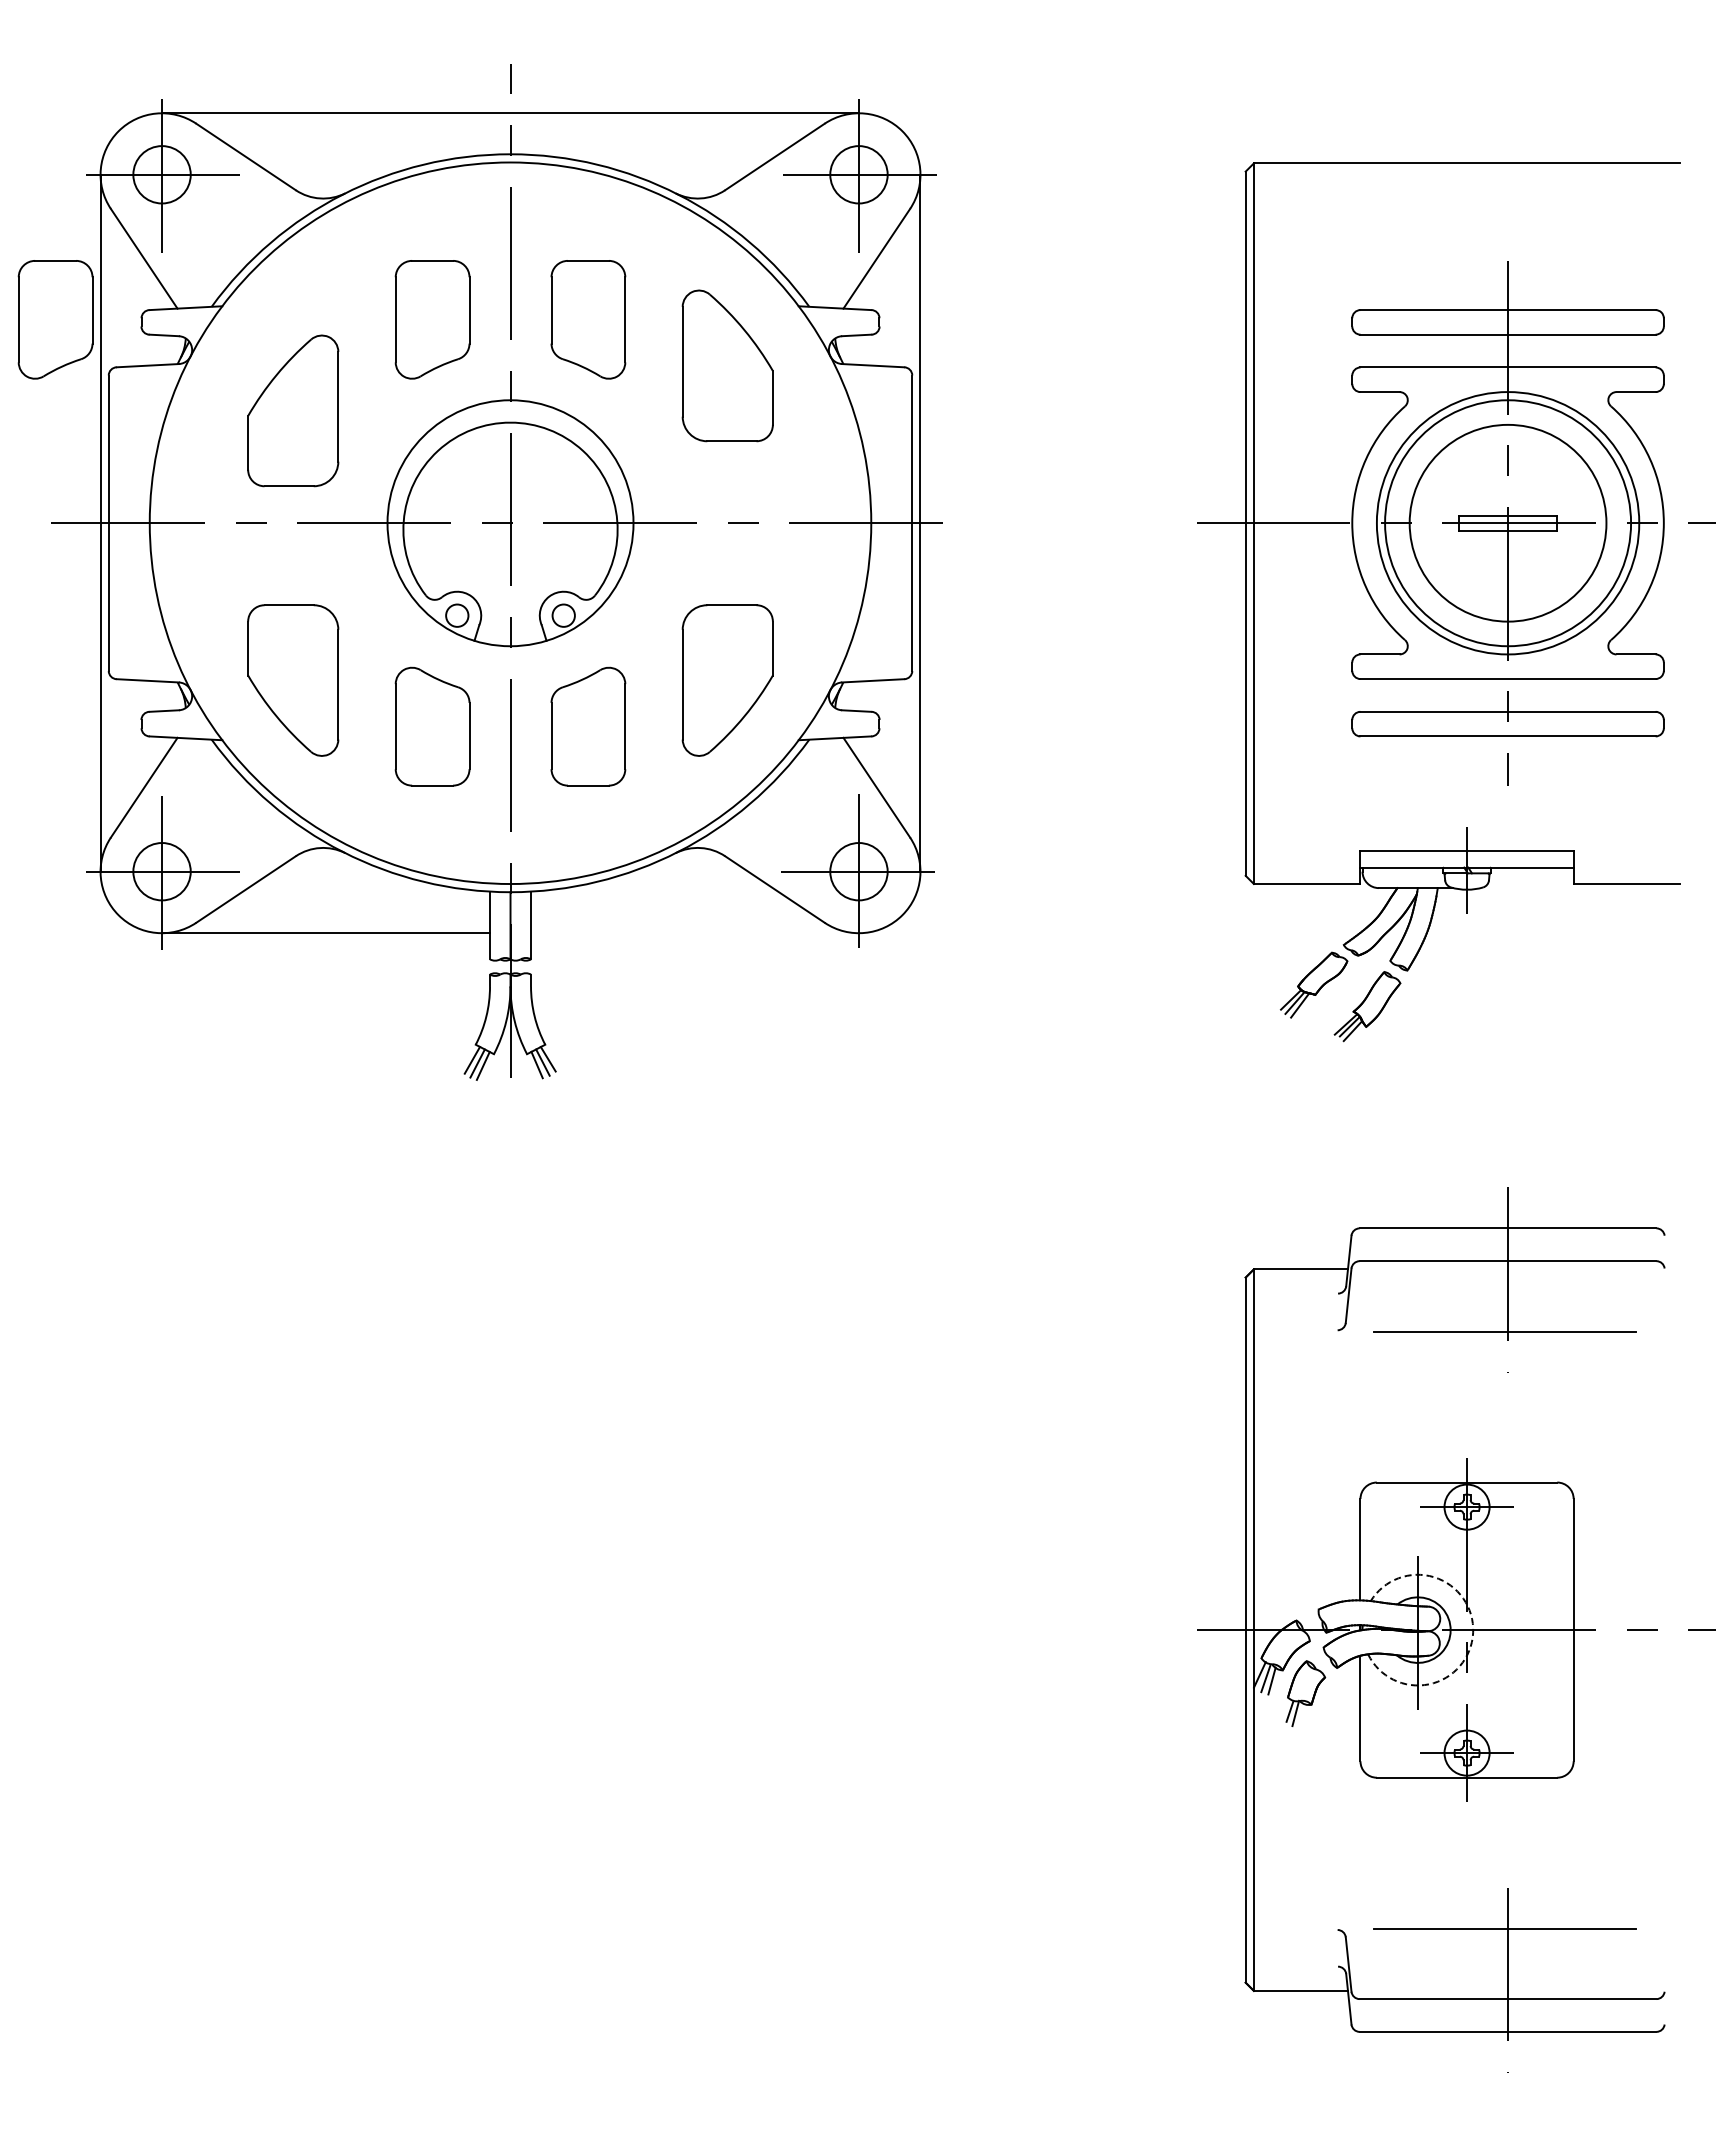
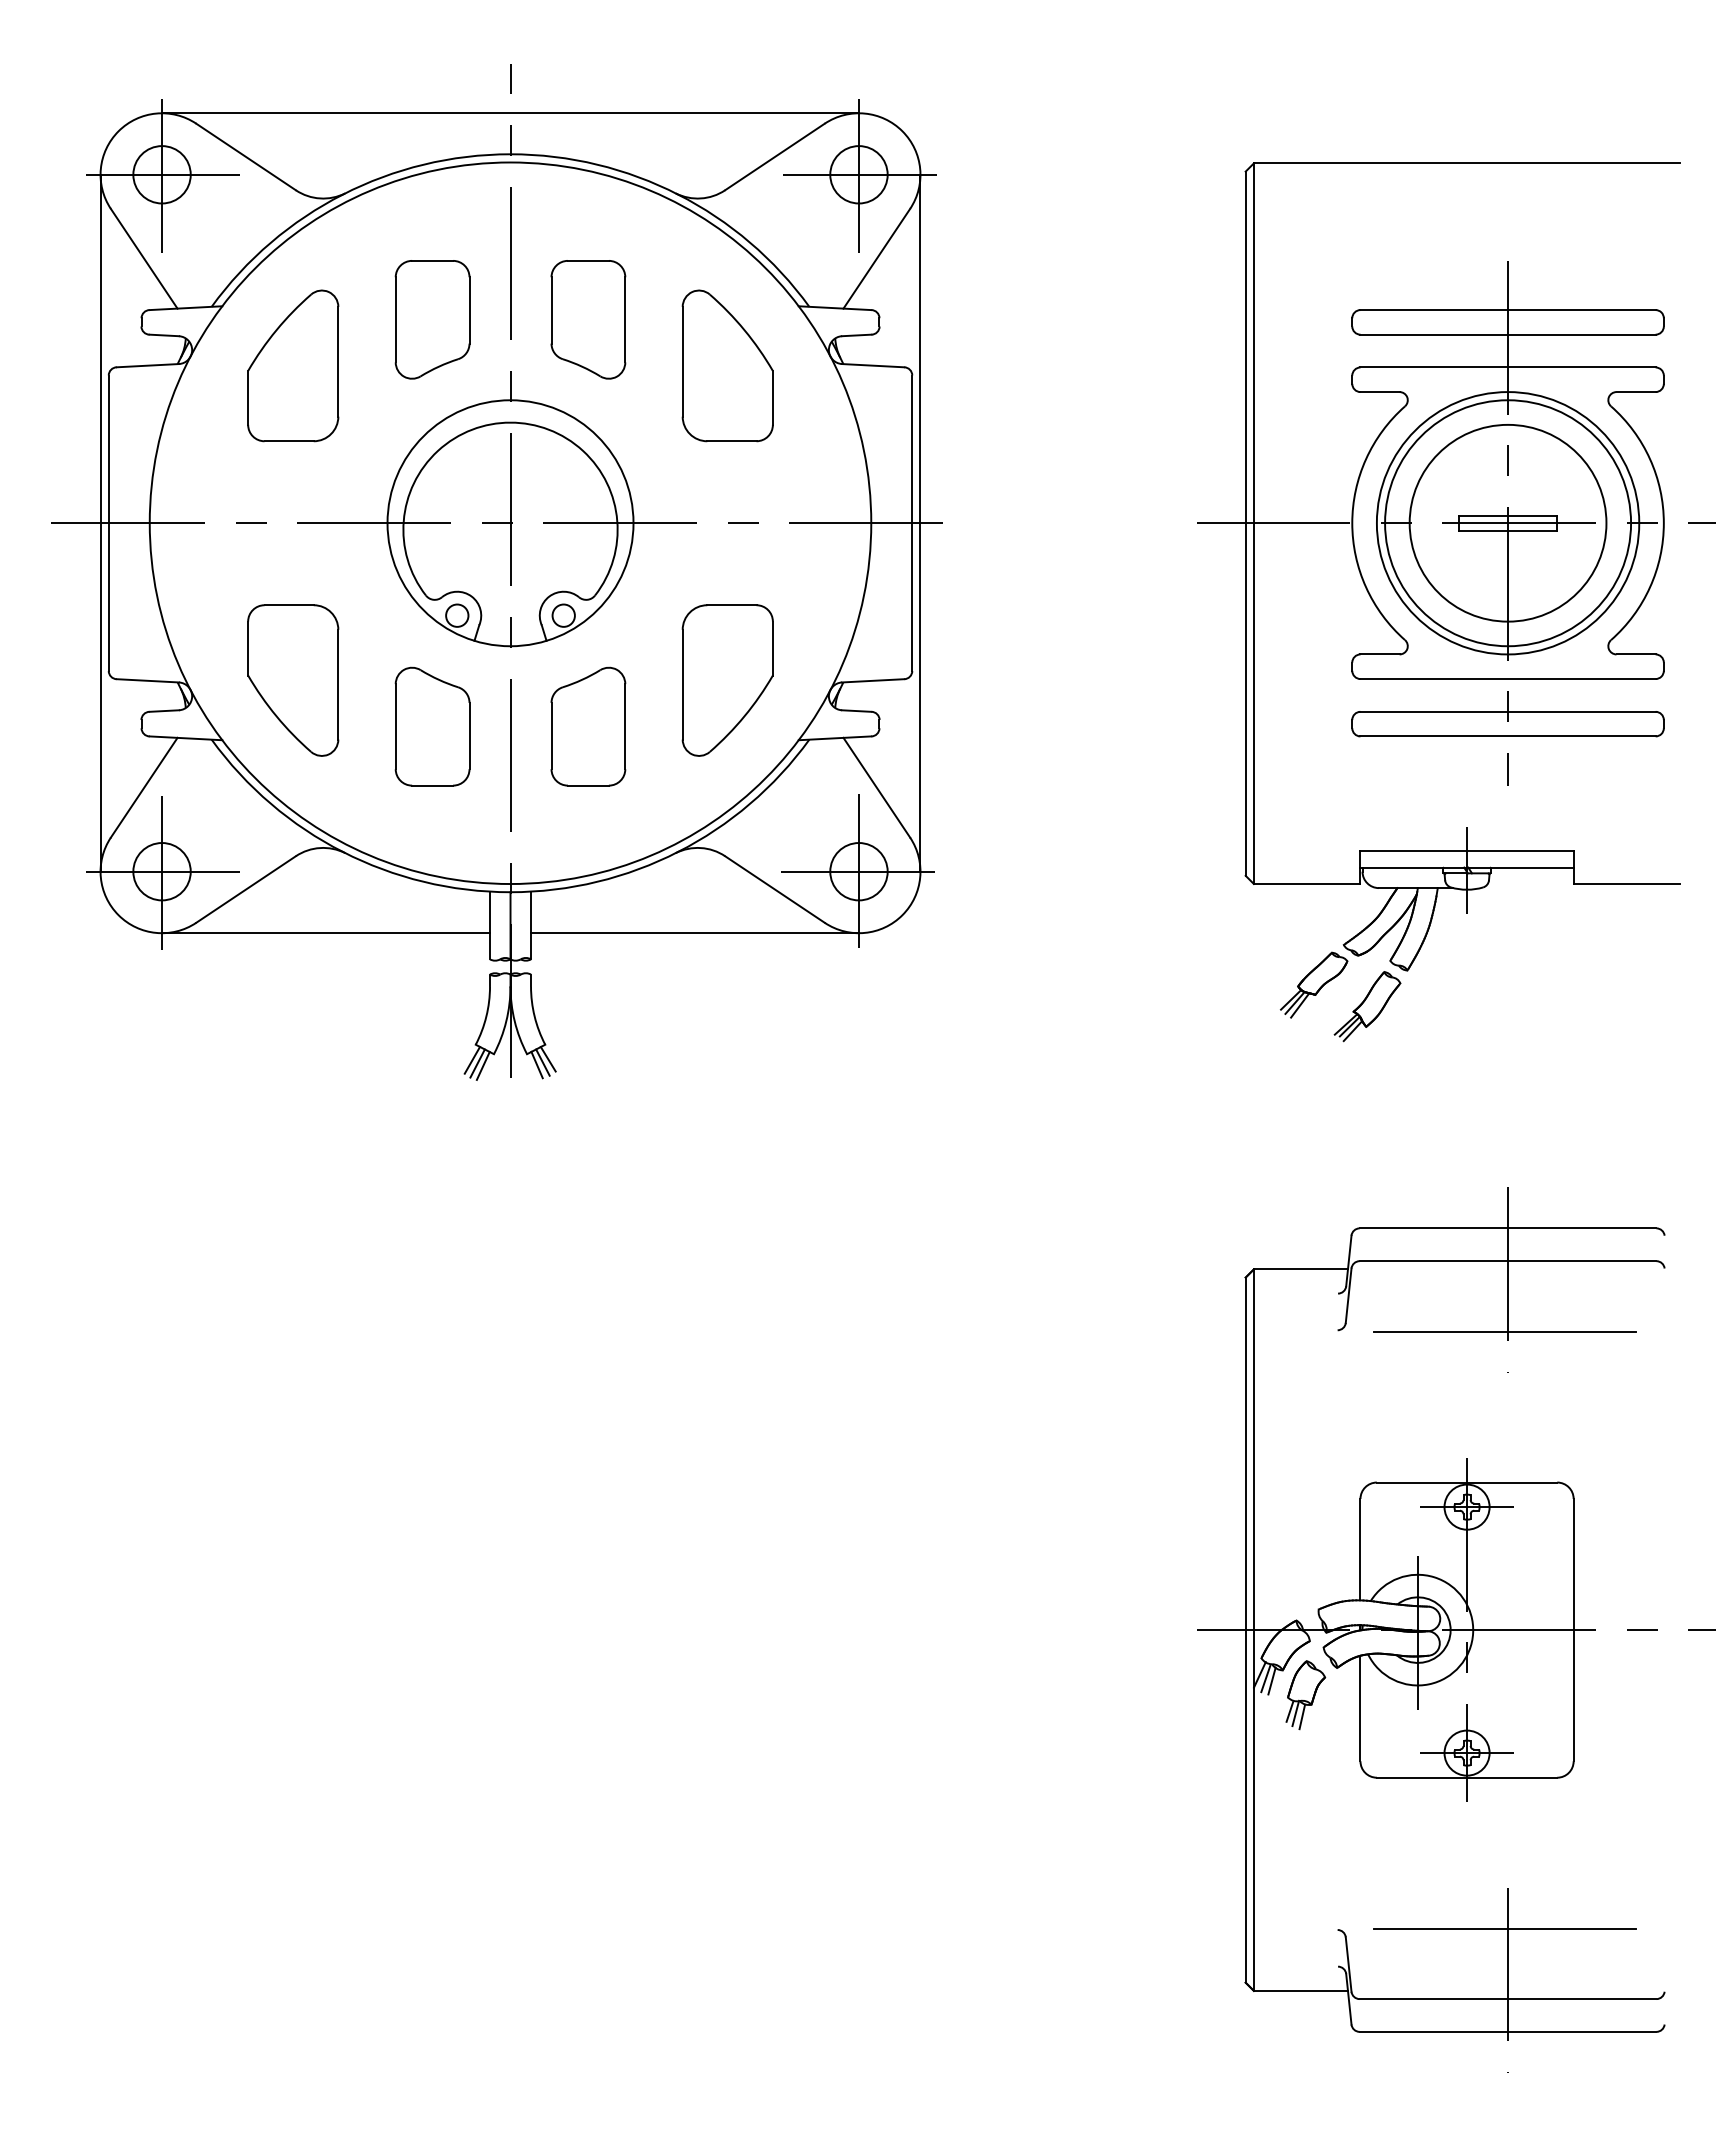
part: present -> none (55, 319)
part position: (293, 410) -> (293, 365) (293, 365)
line: none -> present (694, 933)
arc: dashed -> solid (1473, 1632)
line: none -> present (1301, 1717)
